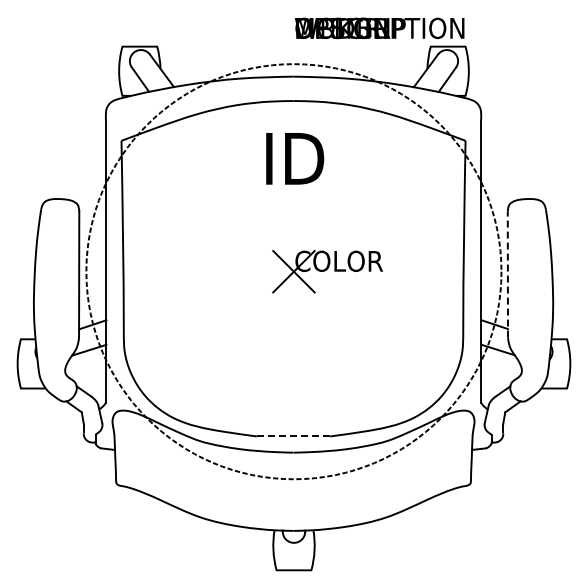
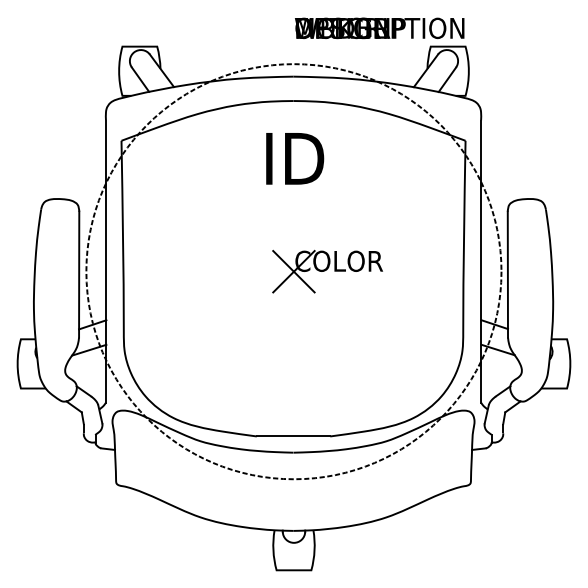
line: dashed -> solid (507, 274)
line: dashed -> solid (293, 436)
